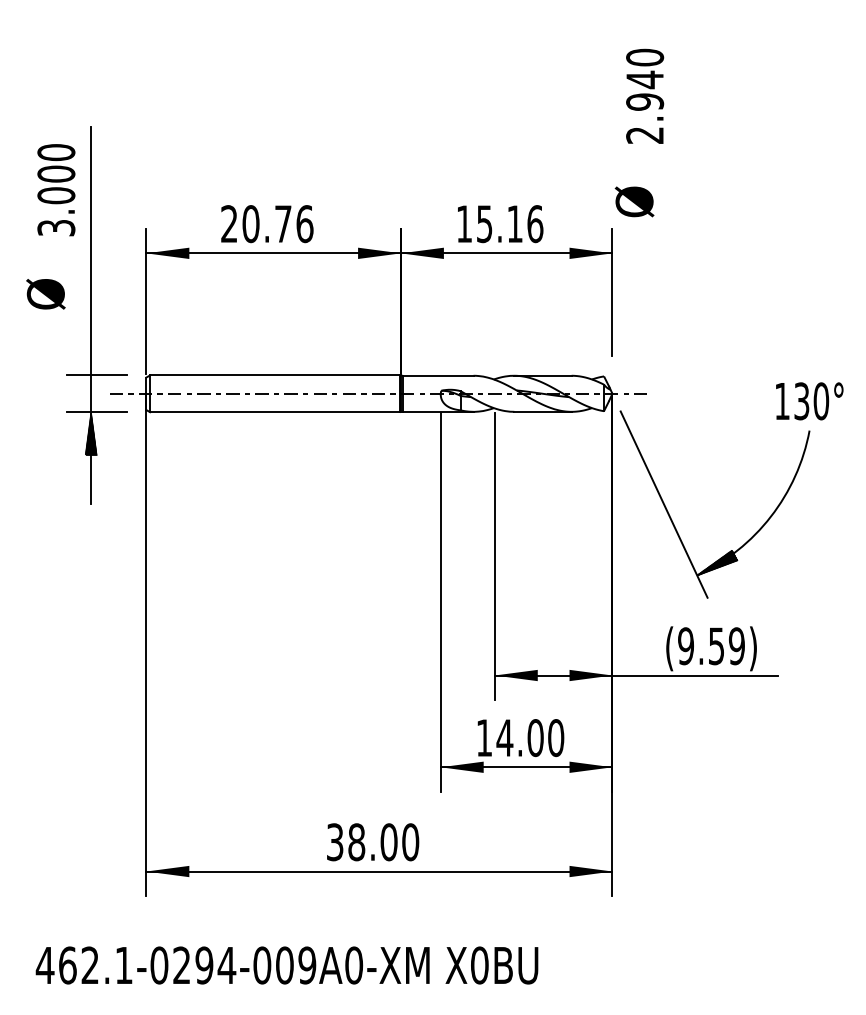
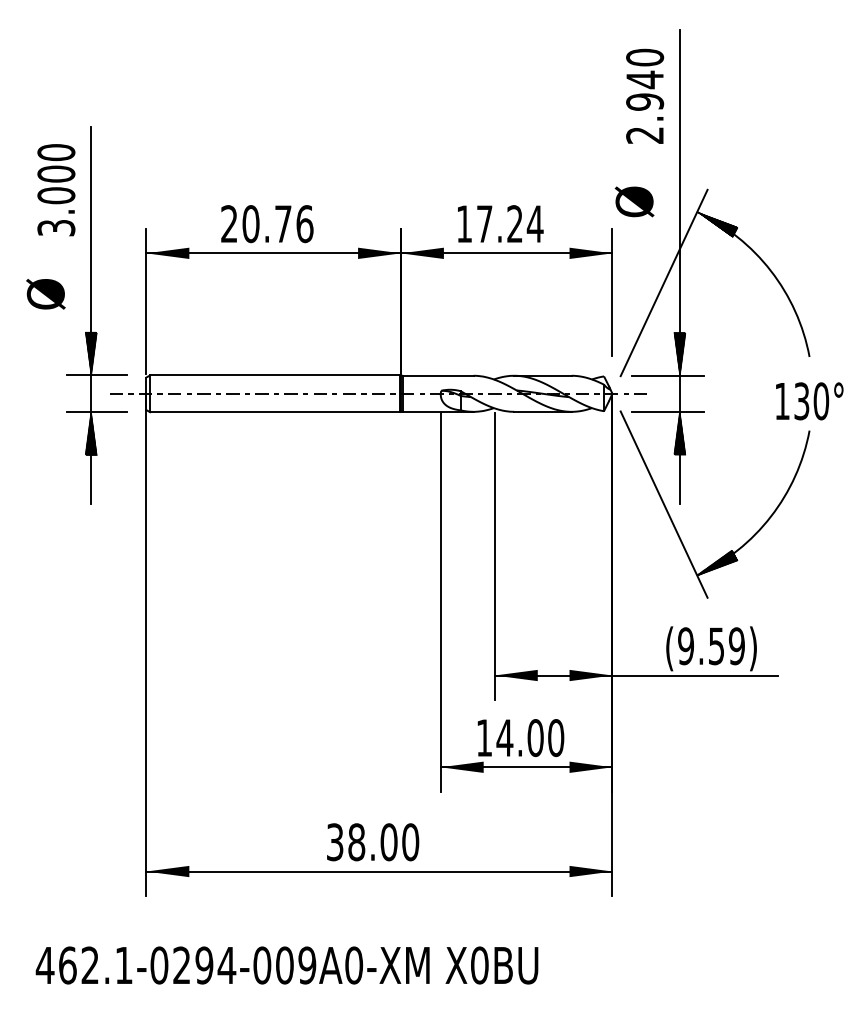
text: 15.16 -> 17.24 (510, 224)
part: none -> present (730, 236)
hatch: none -> present (90, 353)
